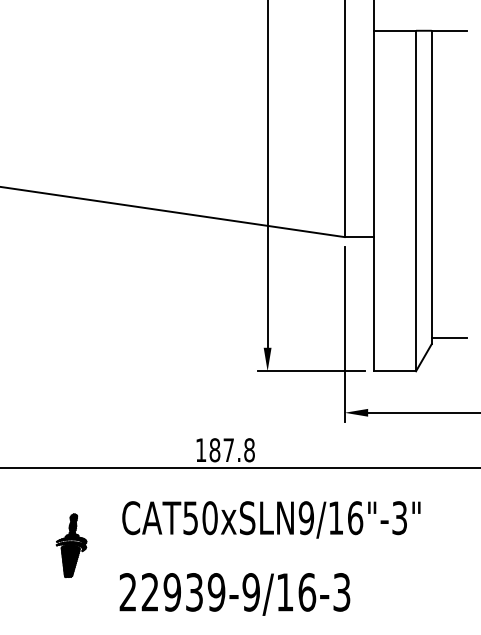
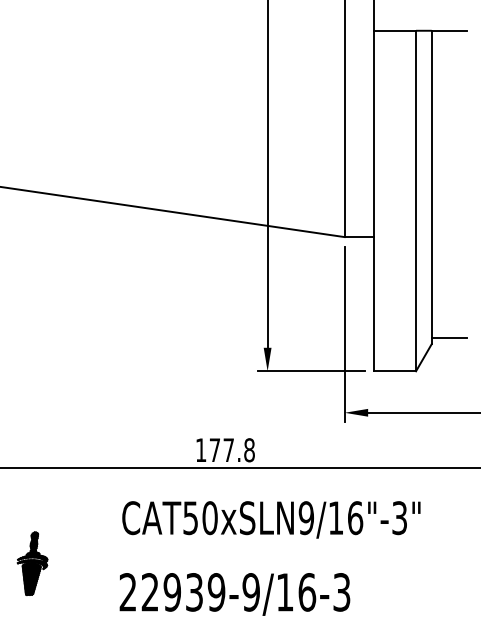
text: 187.8 -> 177.8 (214, 450)
part position: (71, 545) -> (32, 563) (32, 563)
